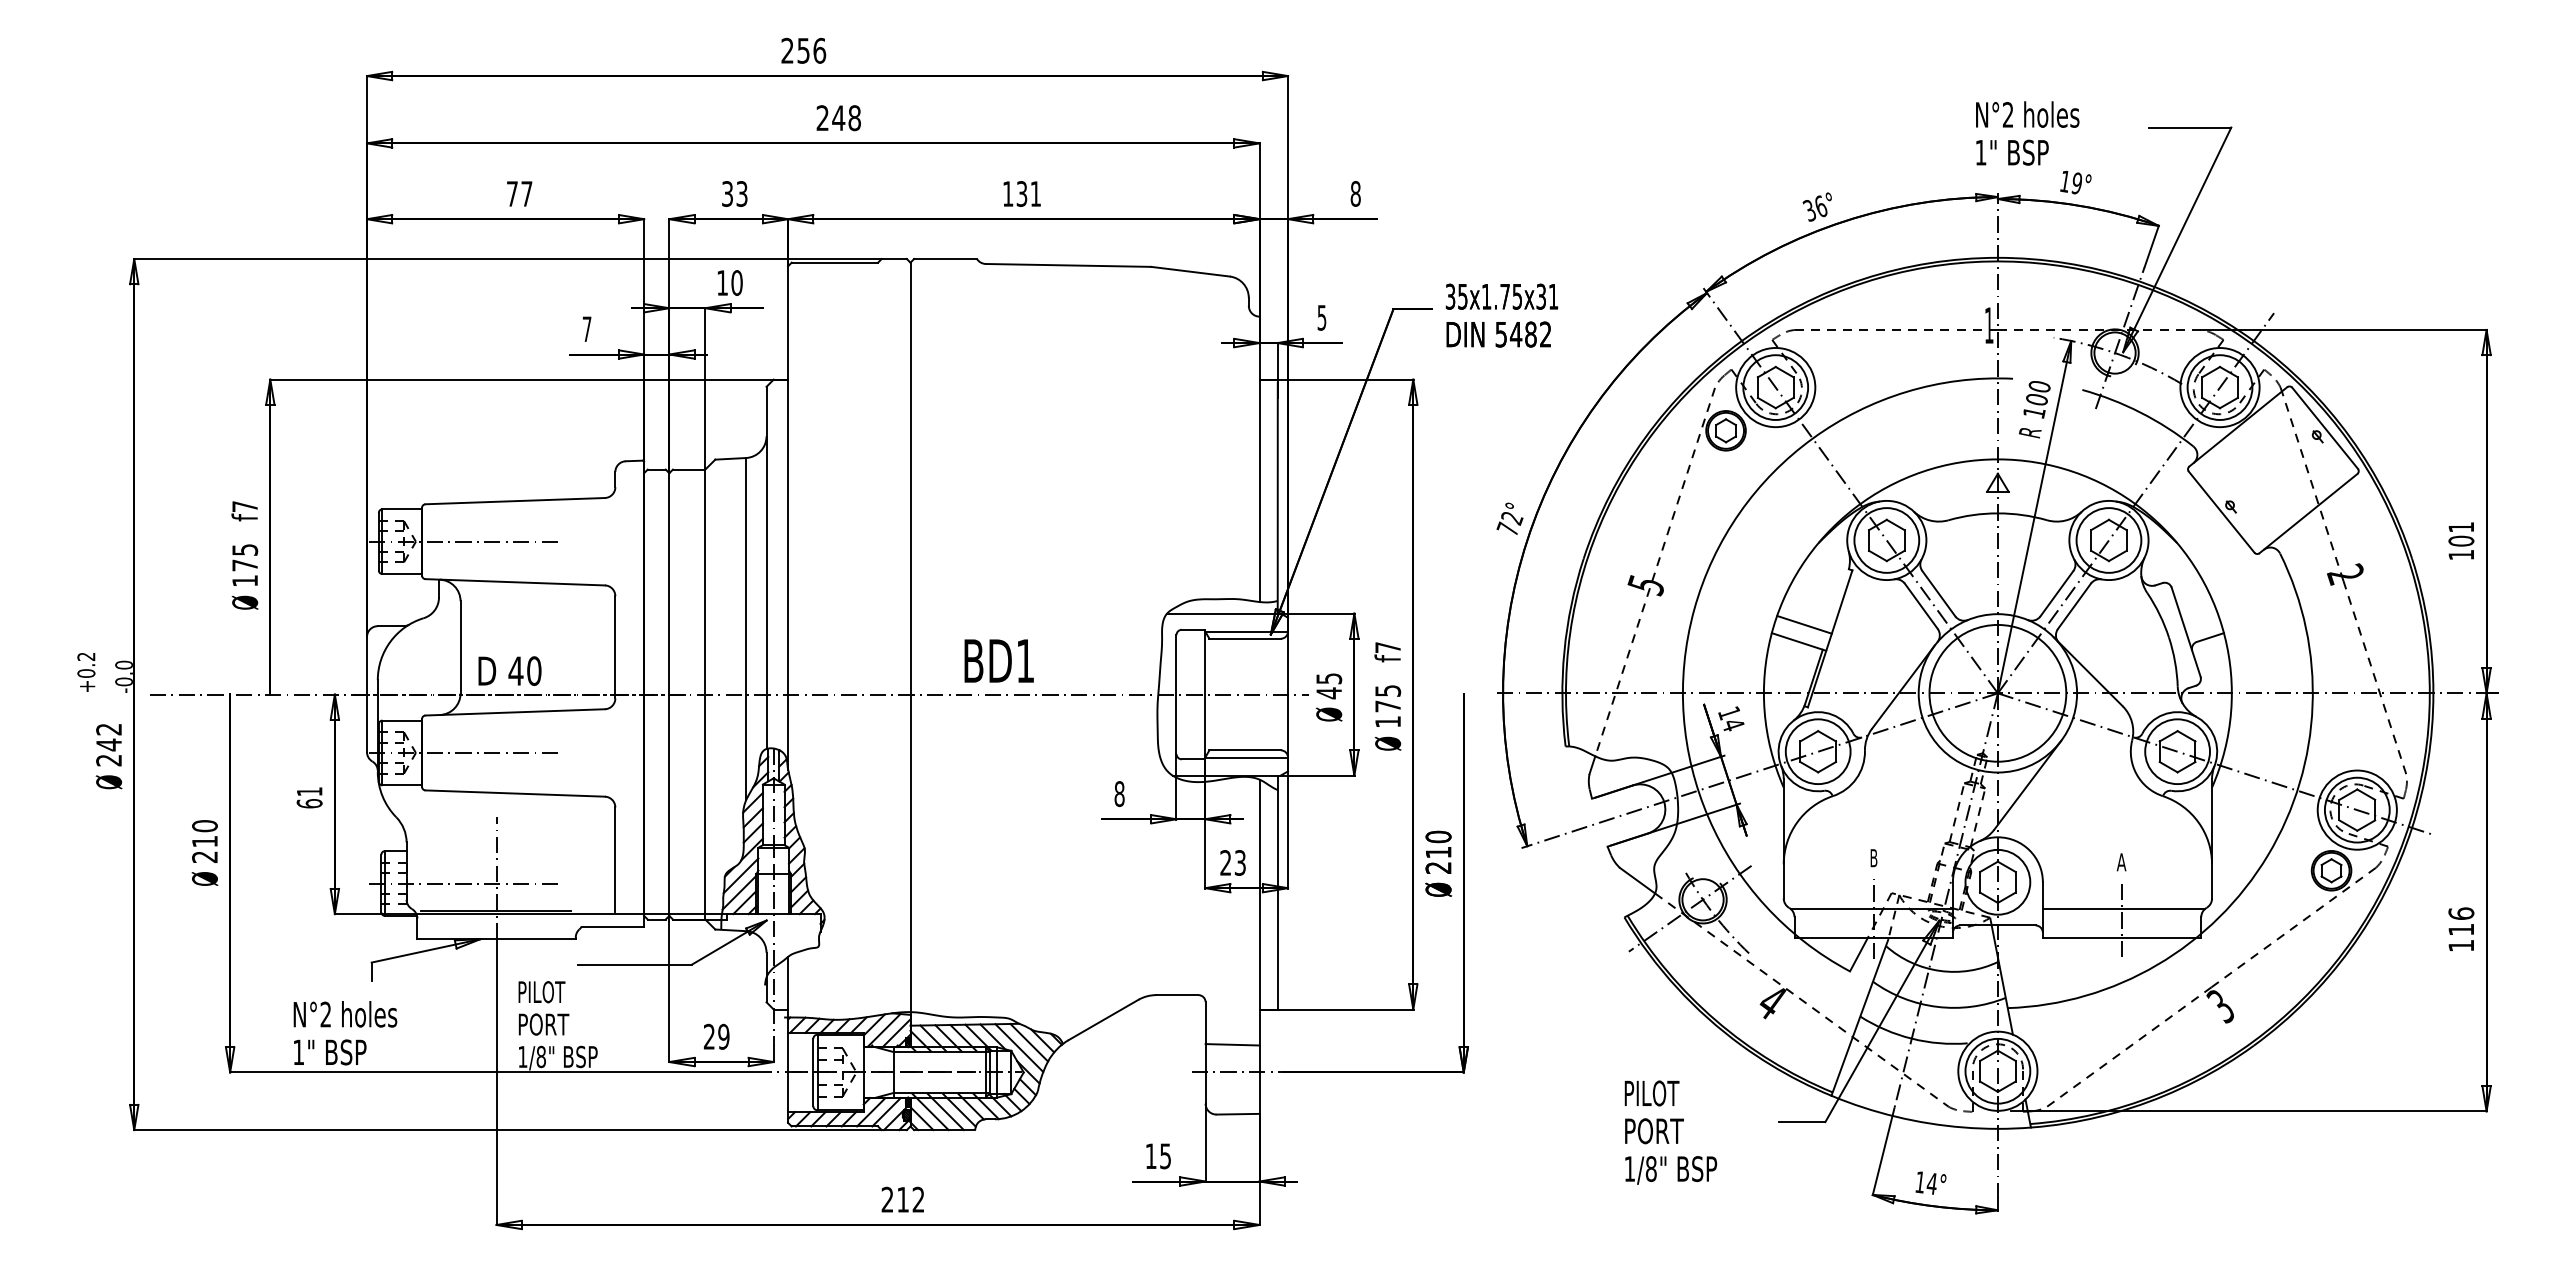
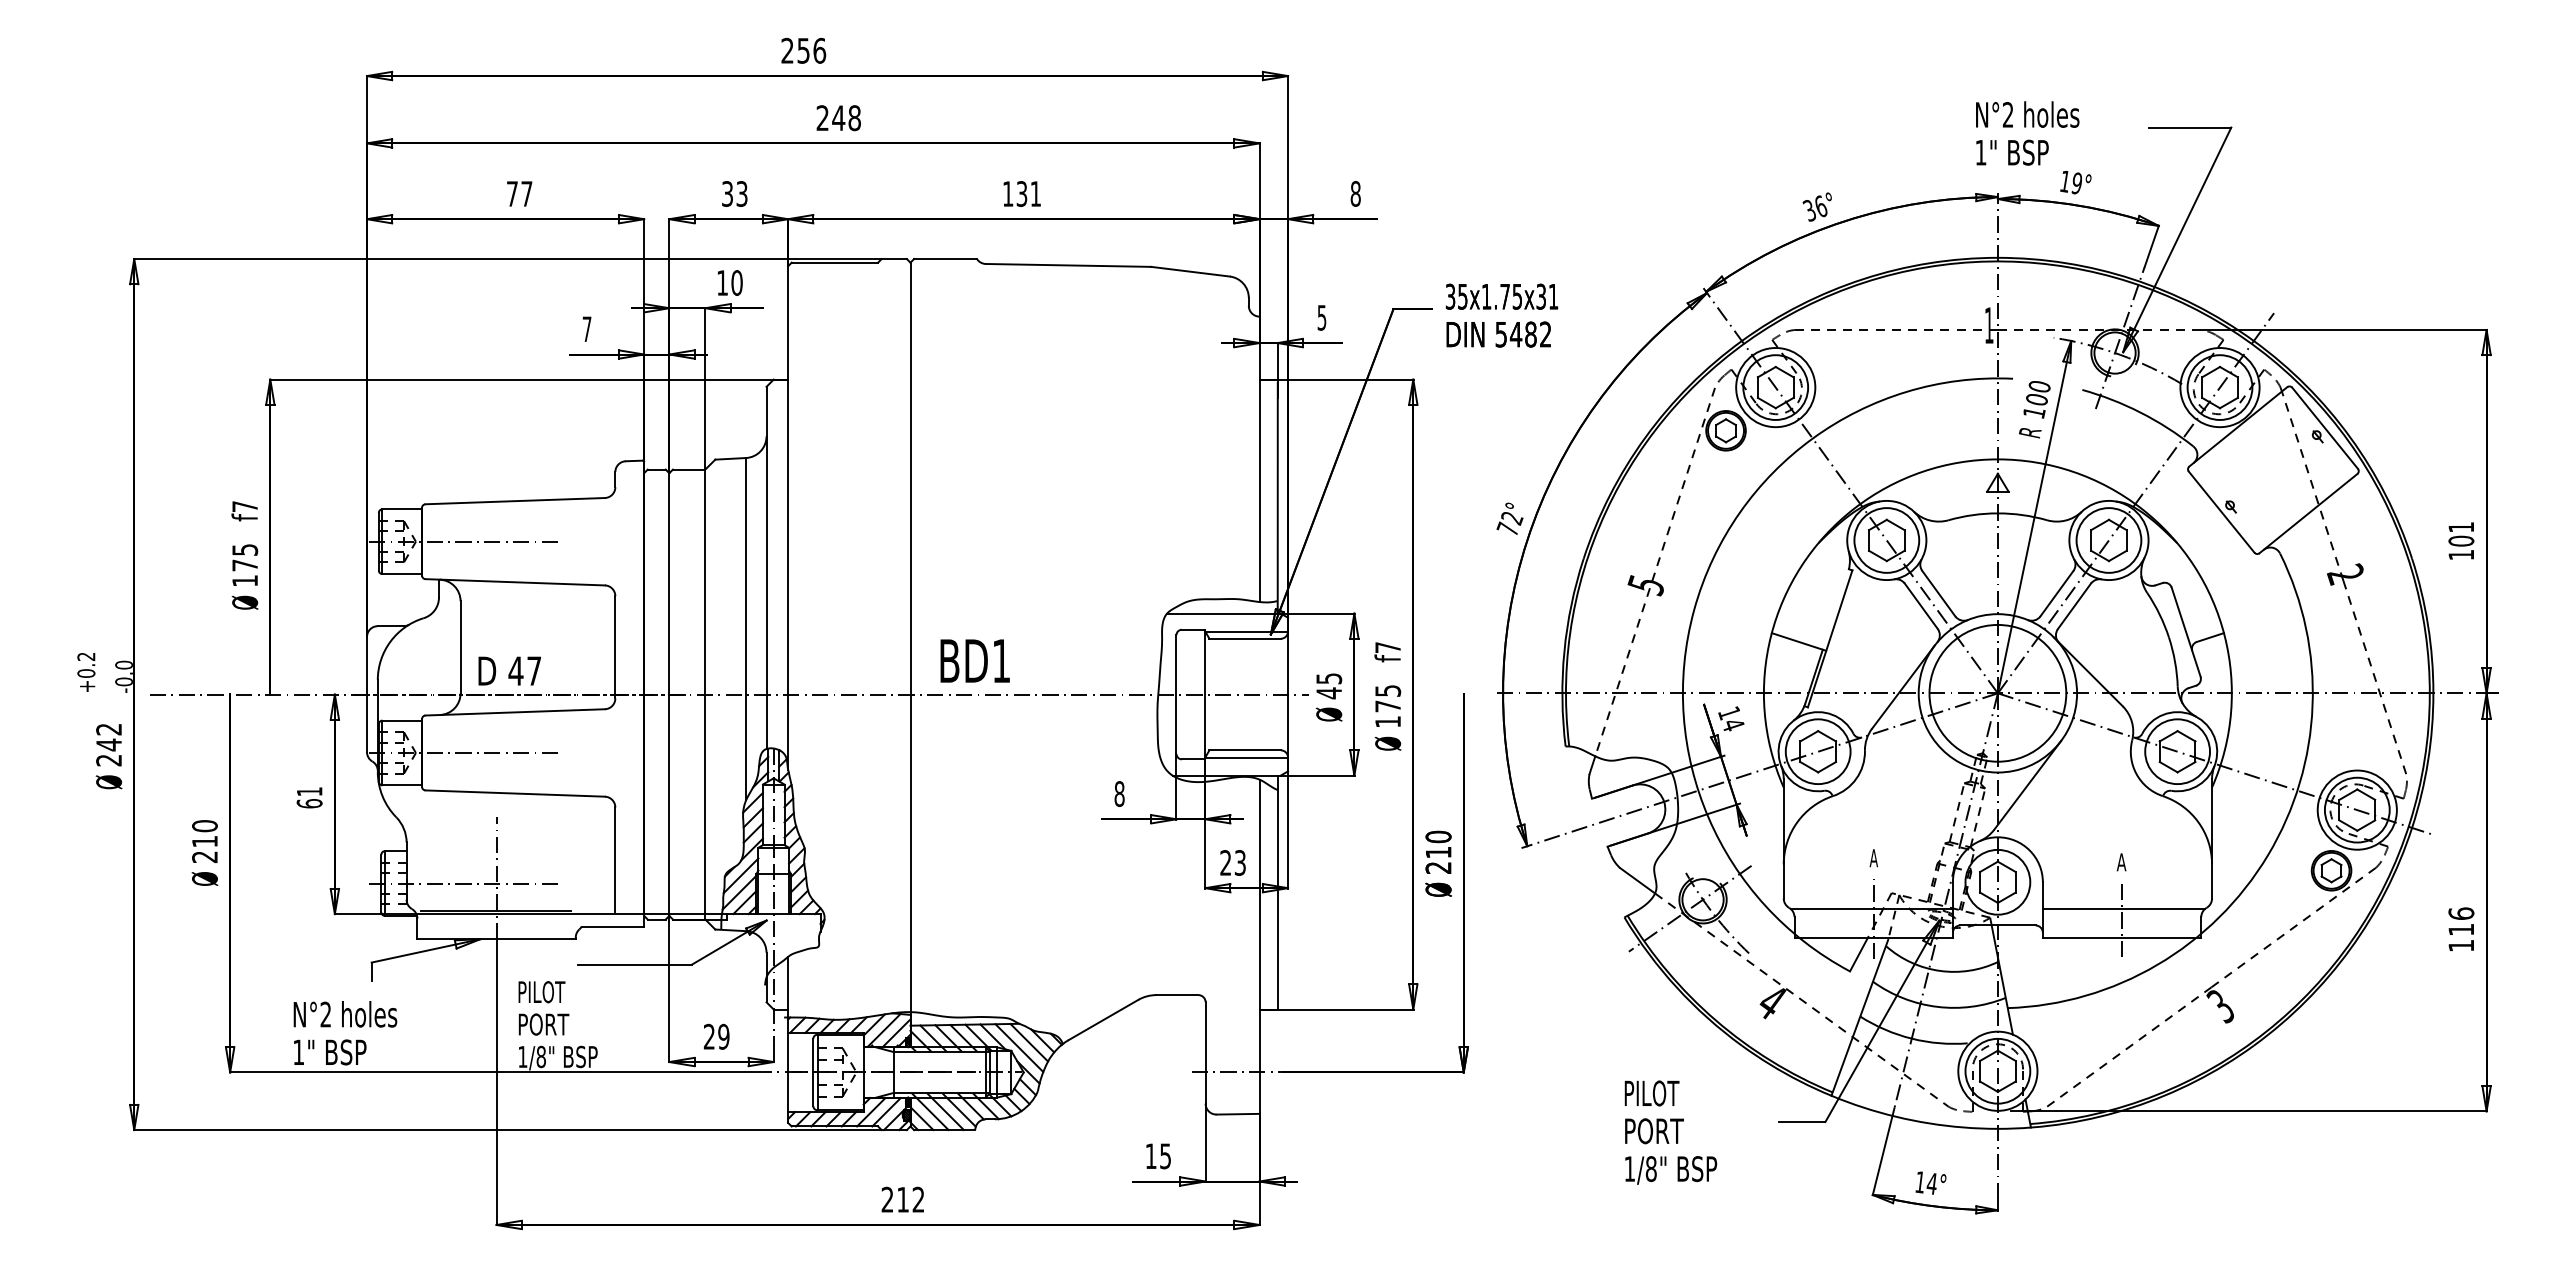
line: present -> none (1804, 624)
text position: (998, 660) -> (974, 660) (974, 660)
text: 40 -> 47 (534, 670)
text: B -> A (1873, 858)
line: present -> none (1232, 1044)
